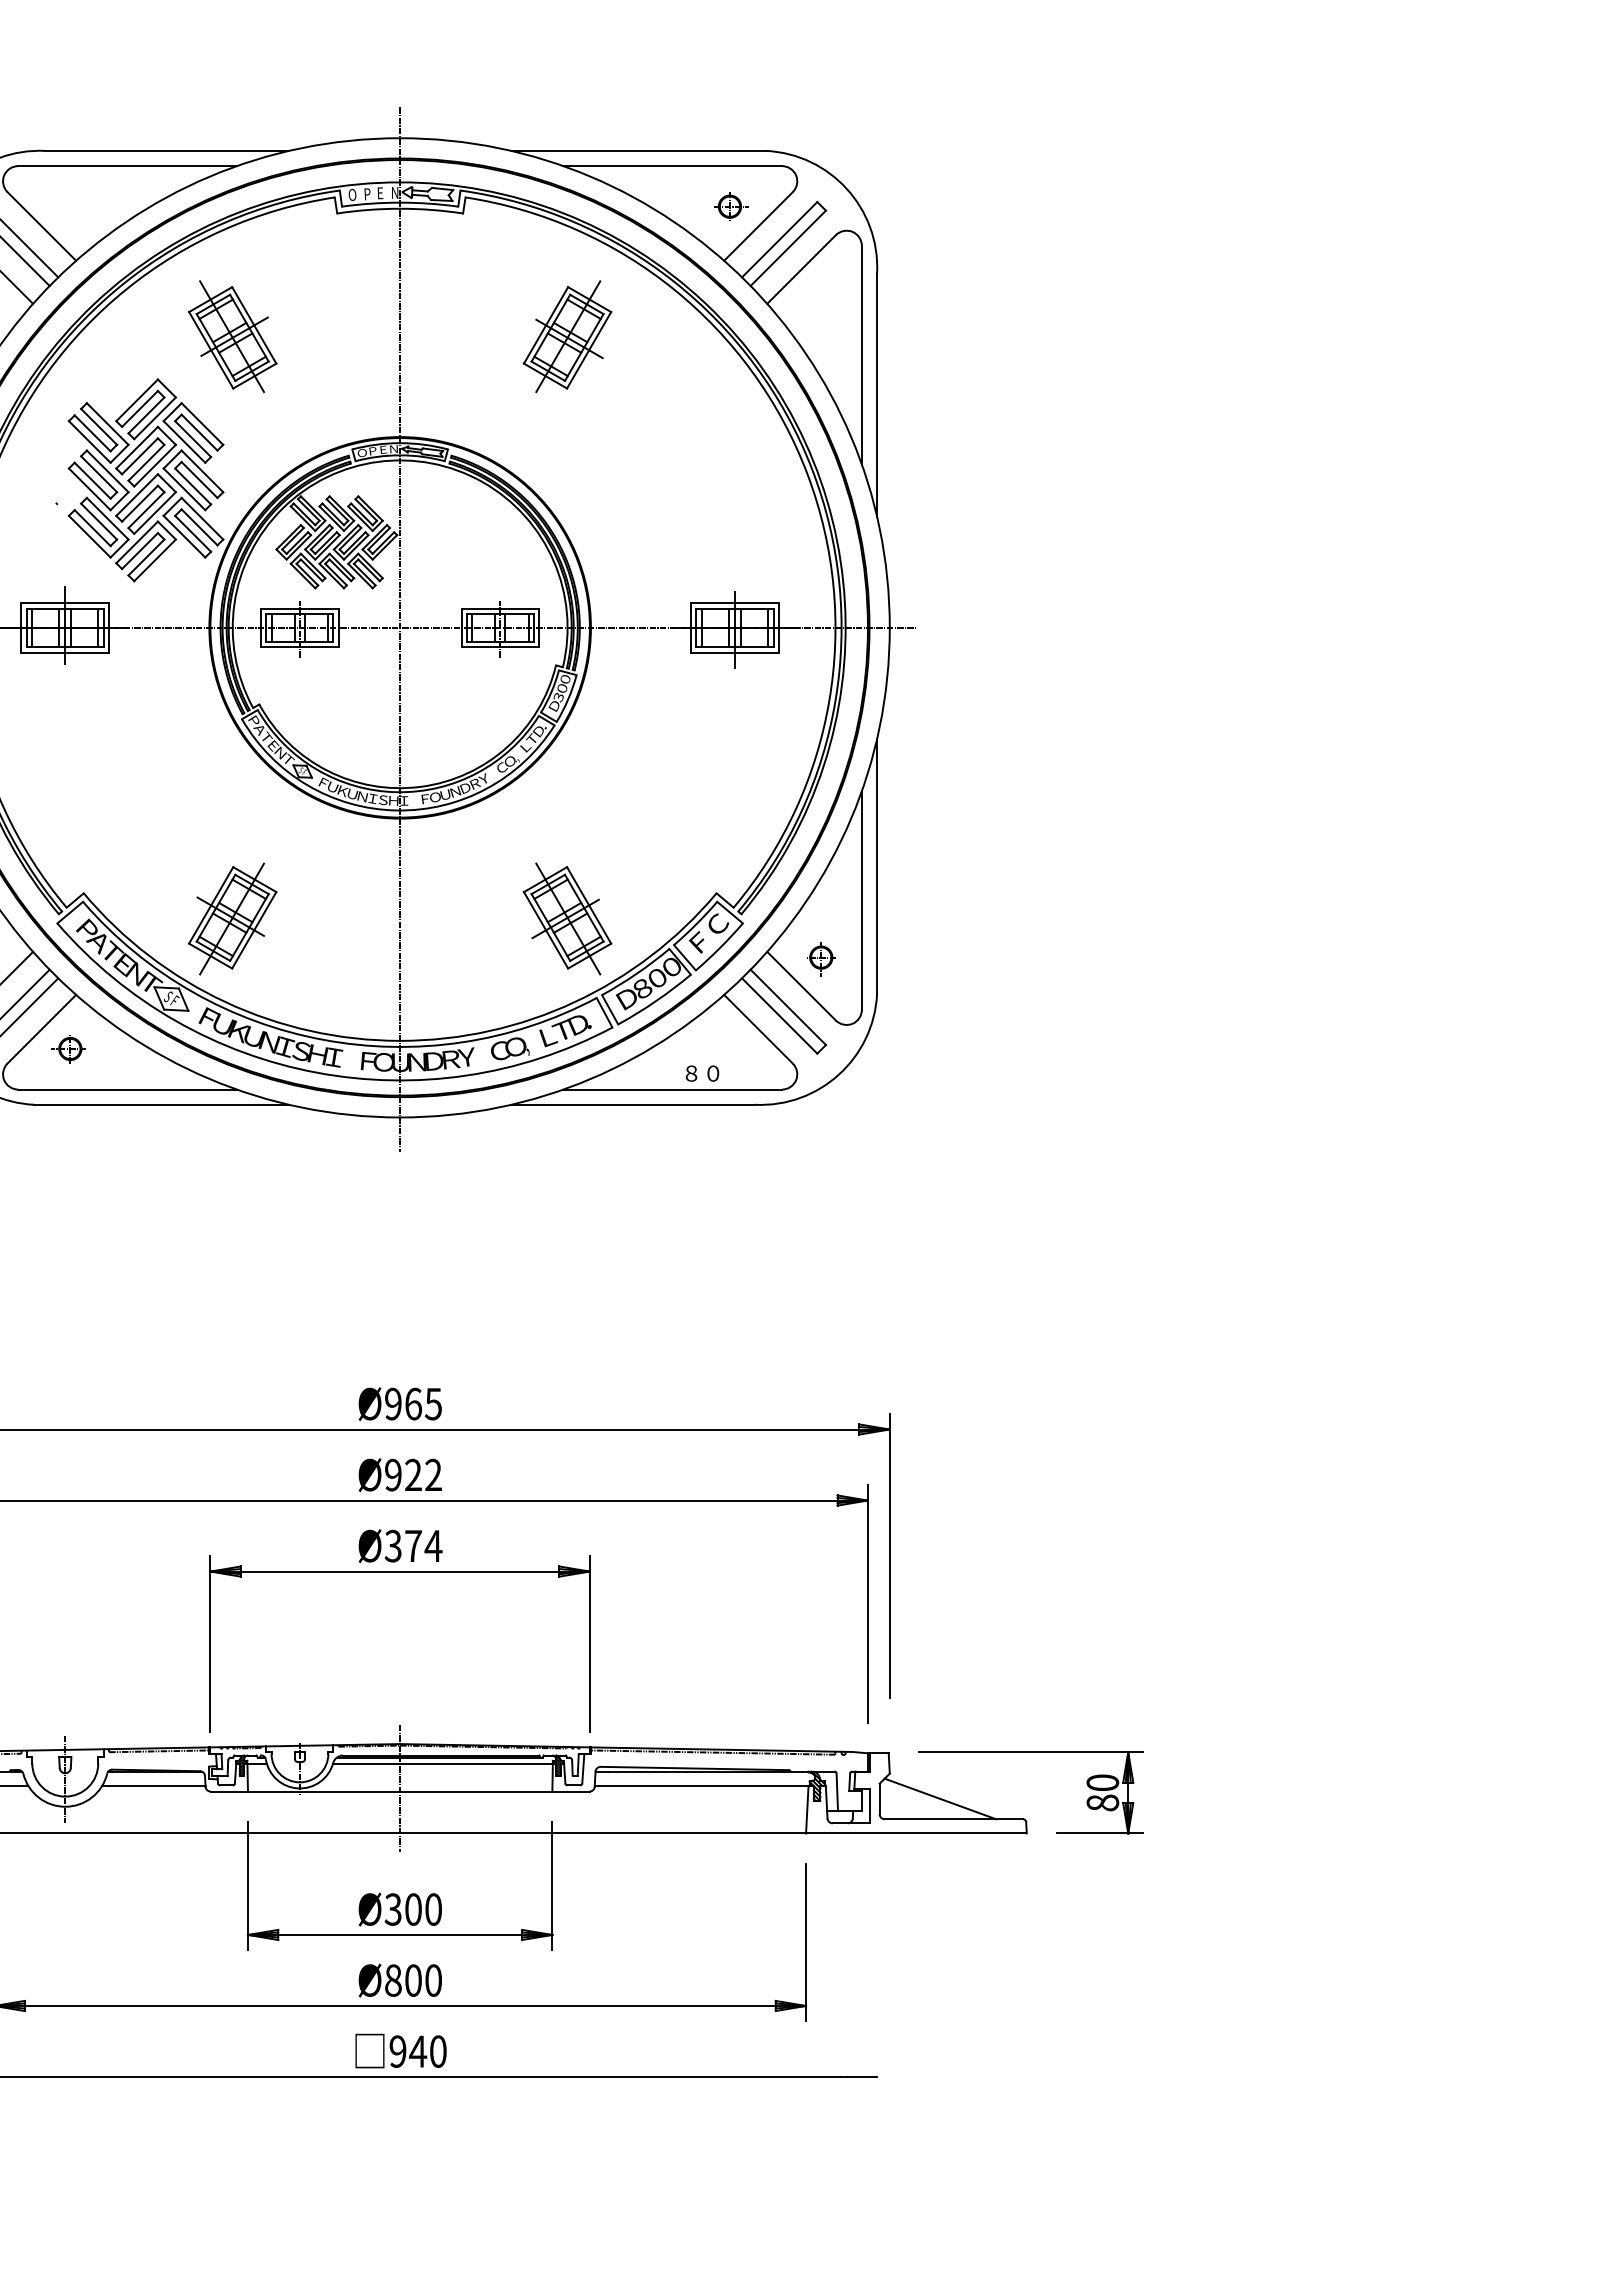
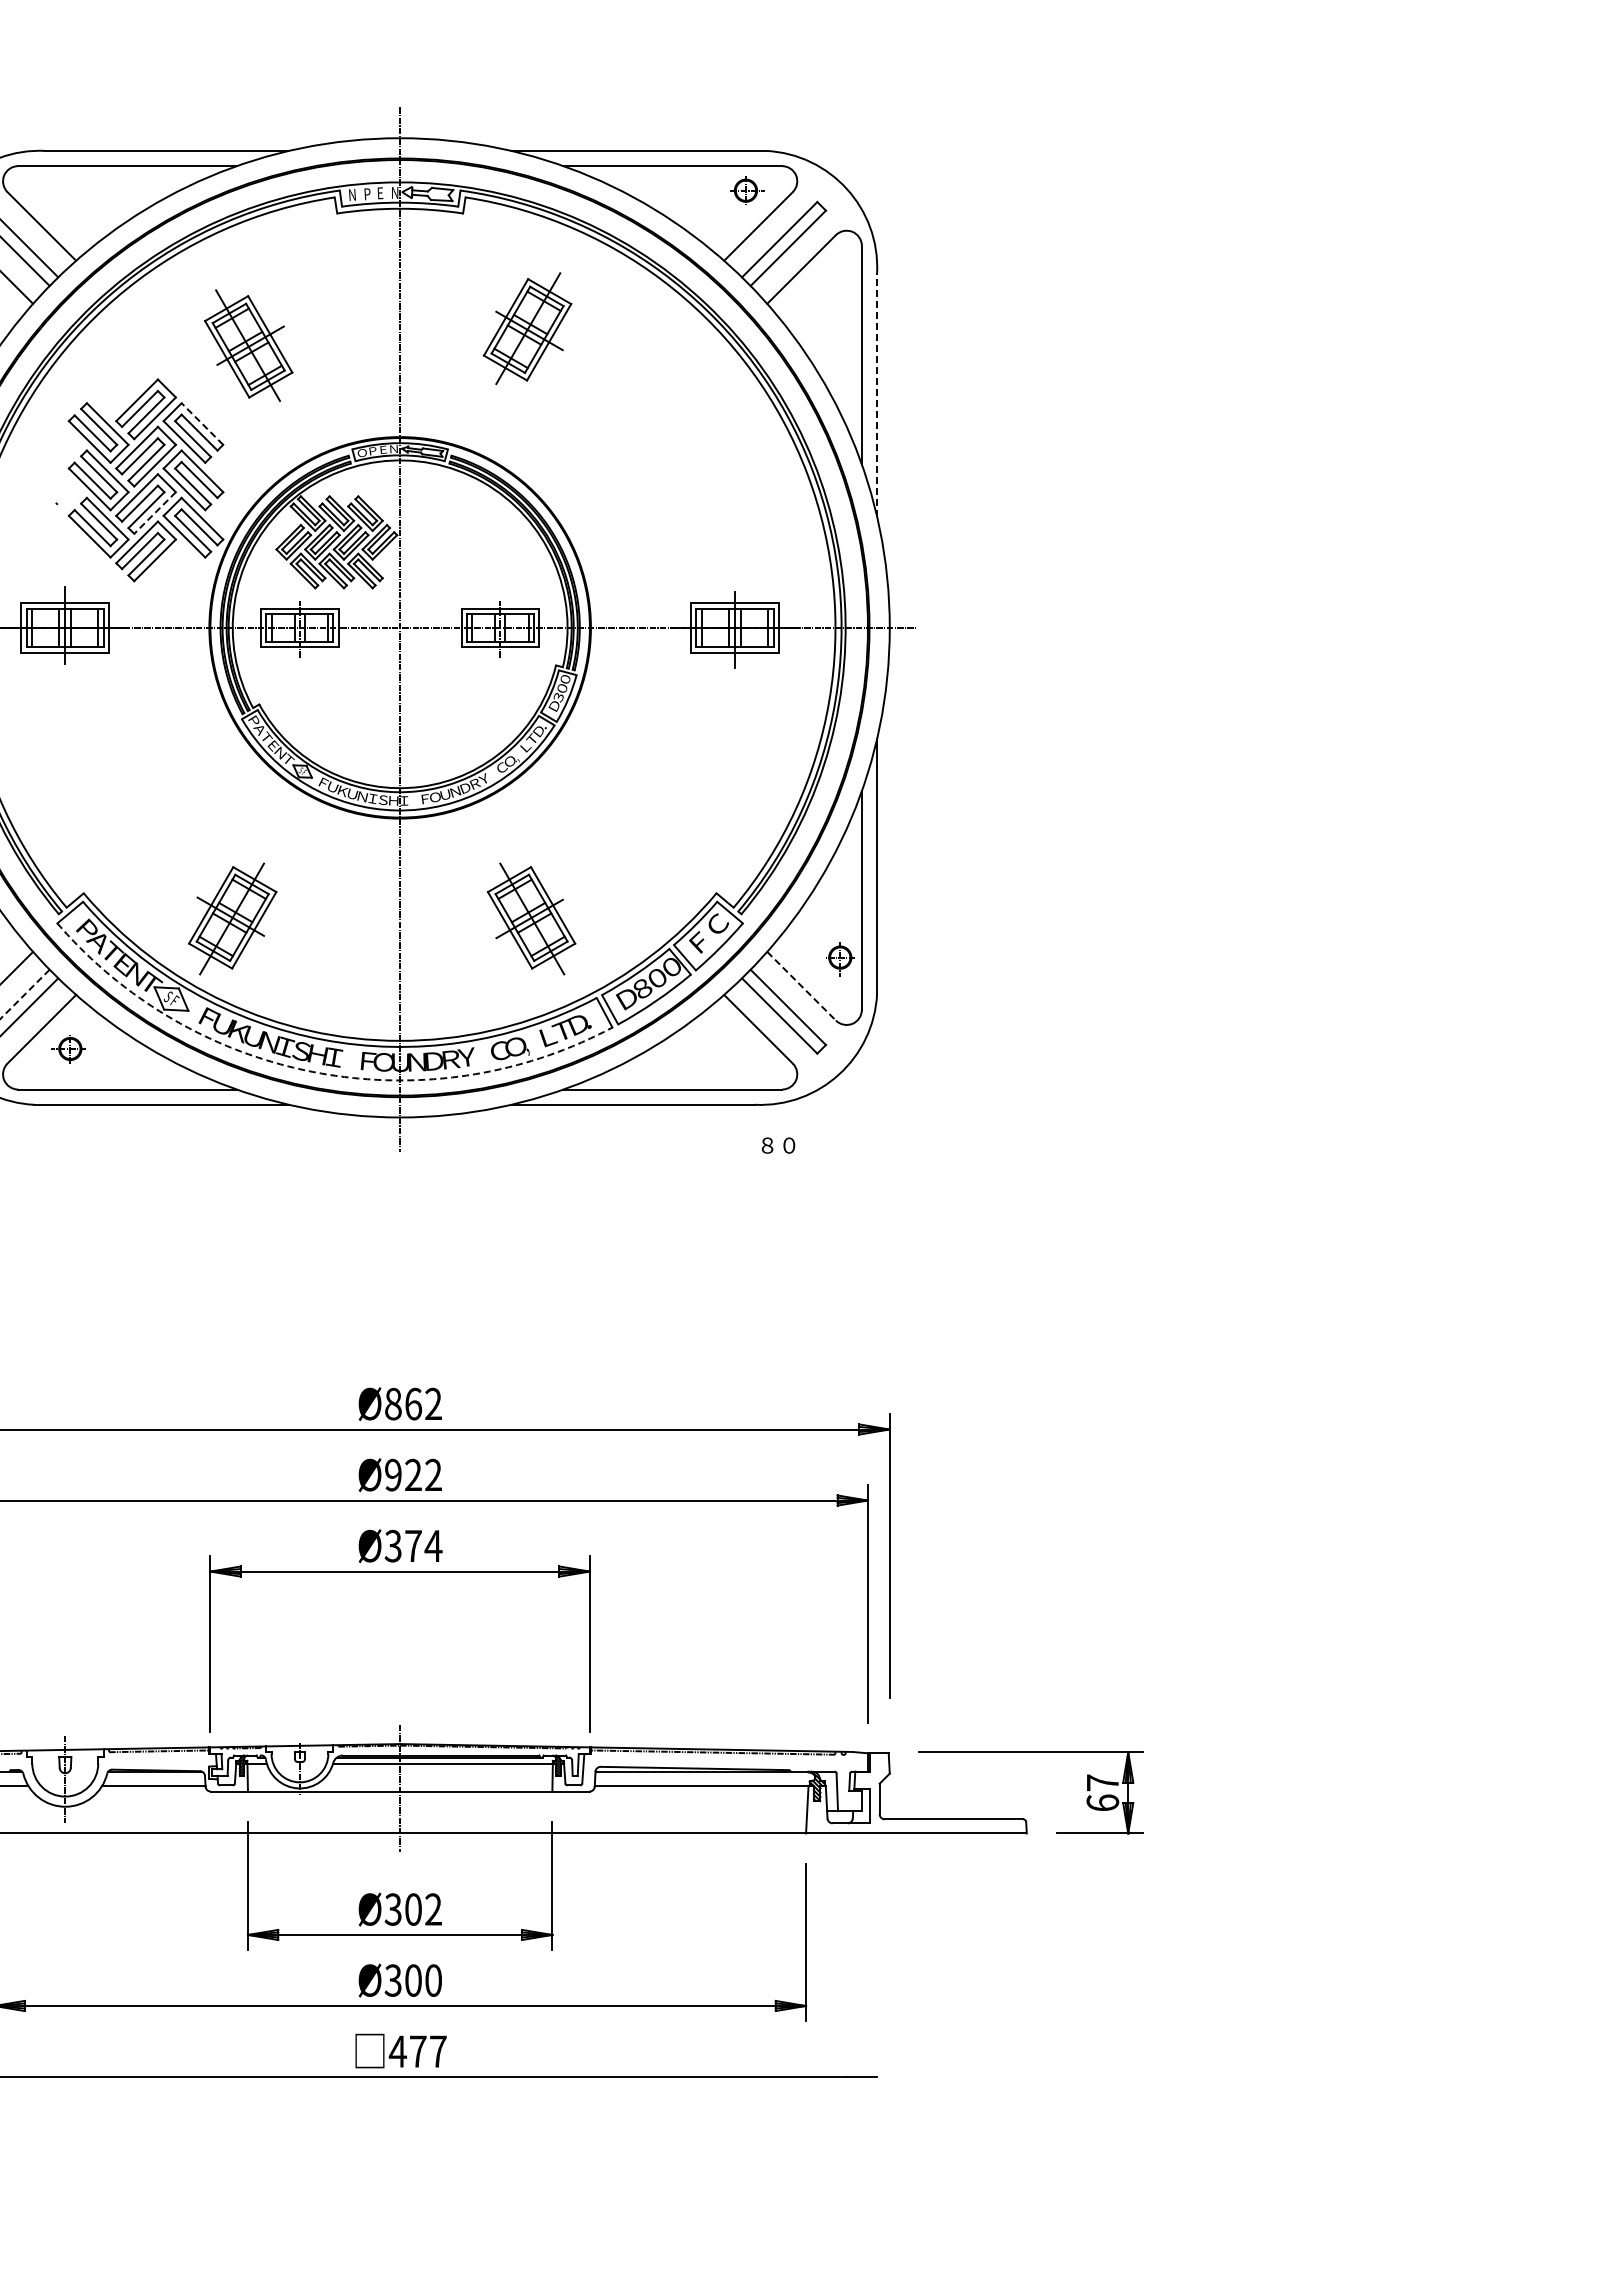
text: O -> N (352, 194)
part position: (731, 206) -> (747, 190) (747, 190)
part position: (232, 336) -> (248, 345) (248, 345)
part position: (567, 336) -> (527, 328) (527, 328)
line: solid -> dashed (877, 394)
line: solid -> dashed (202, 423)
line: solid -> dashed (154, 513)
part position: (567, 918) -> (531, 918) (531, 918)
part position: (821, 959) -> (840, 959) (840, 959)
line: solid -> dashed (801, 986)
line: solid -> dashed (25, 994)
arc: solid -> dashed (316, 1072)
text position: (702, 1073) -> (778, 1145) (778, 1145)
text: Ø965 -> Ø862 (413, 1403)
text: 80 -> 67 (1102, 1792)
line: present -> none (940, 1798)
text: Ø300 -> Ø302 (433, 1909)
text: Ø800 -> Ø300 (392, 1980)
text: 940 -> 477 (417, 2051)
